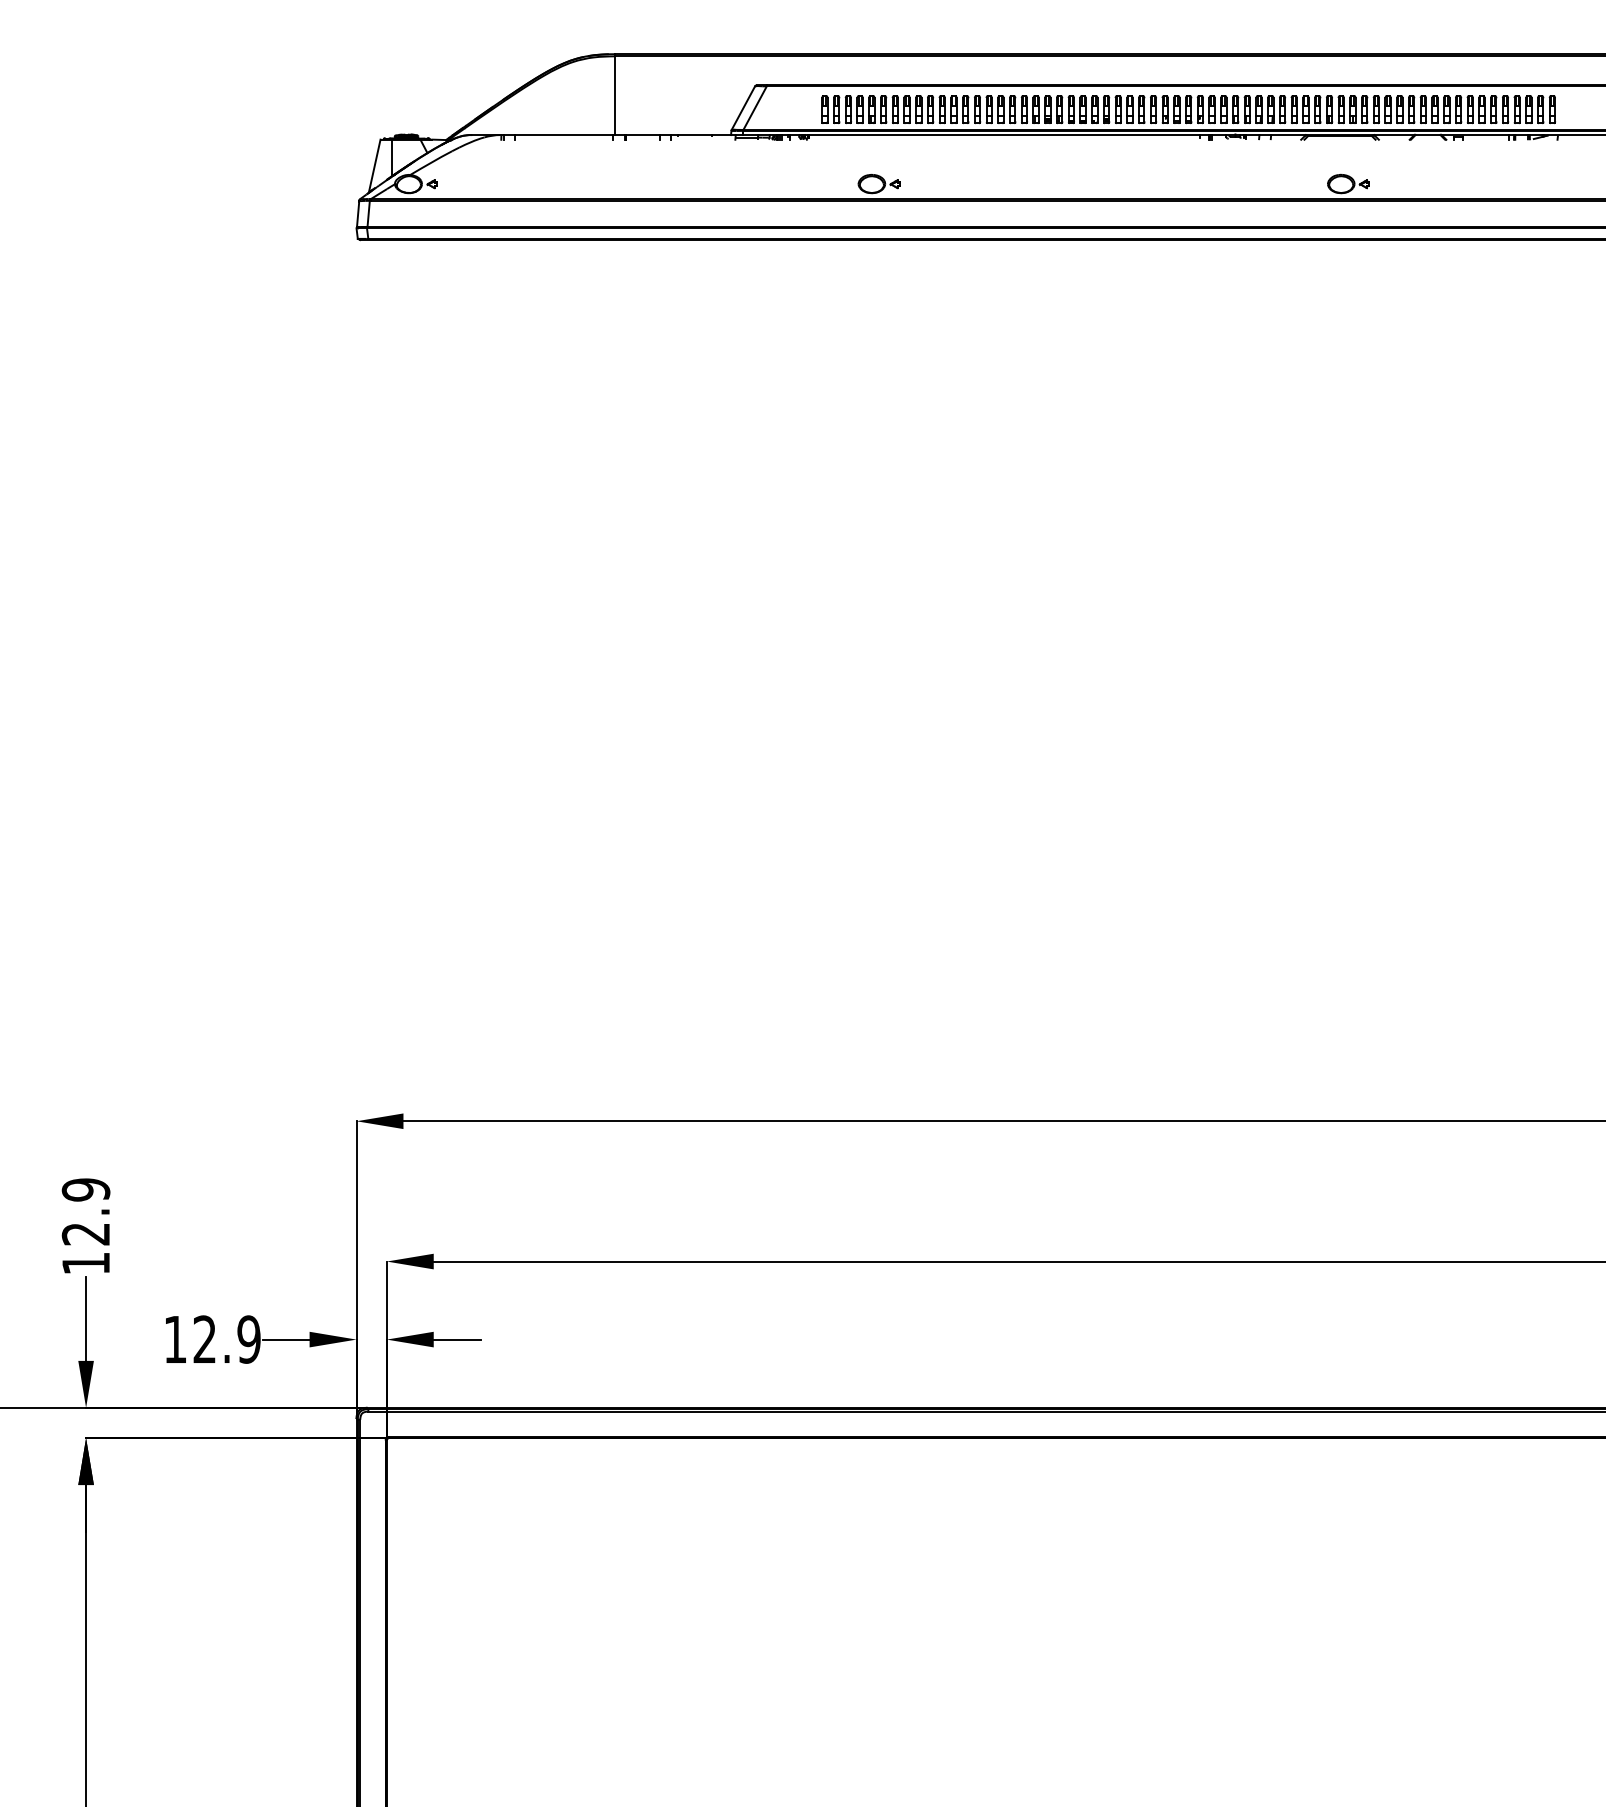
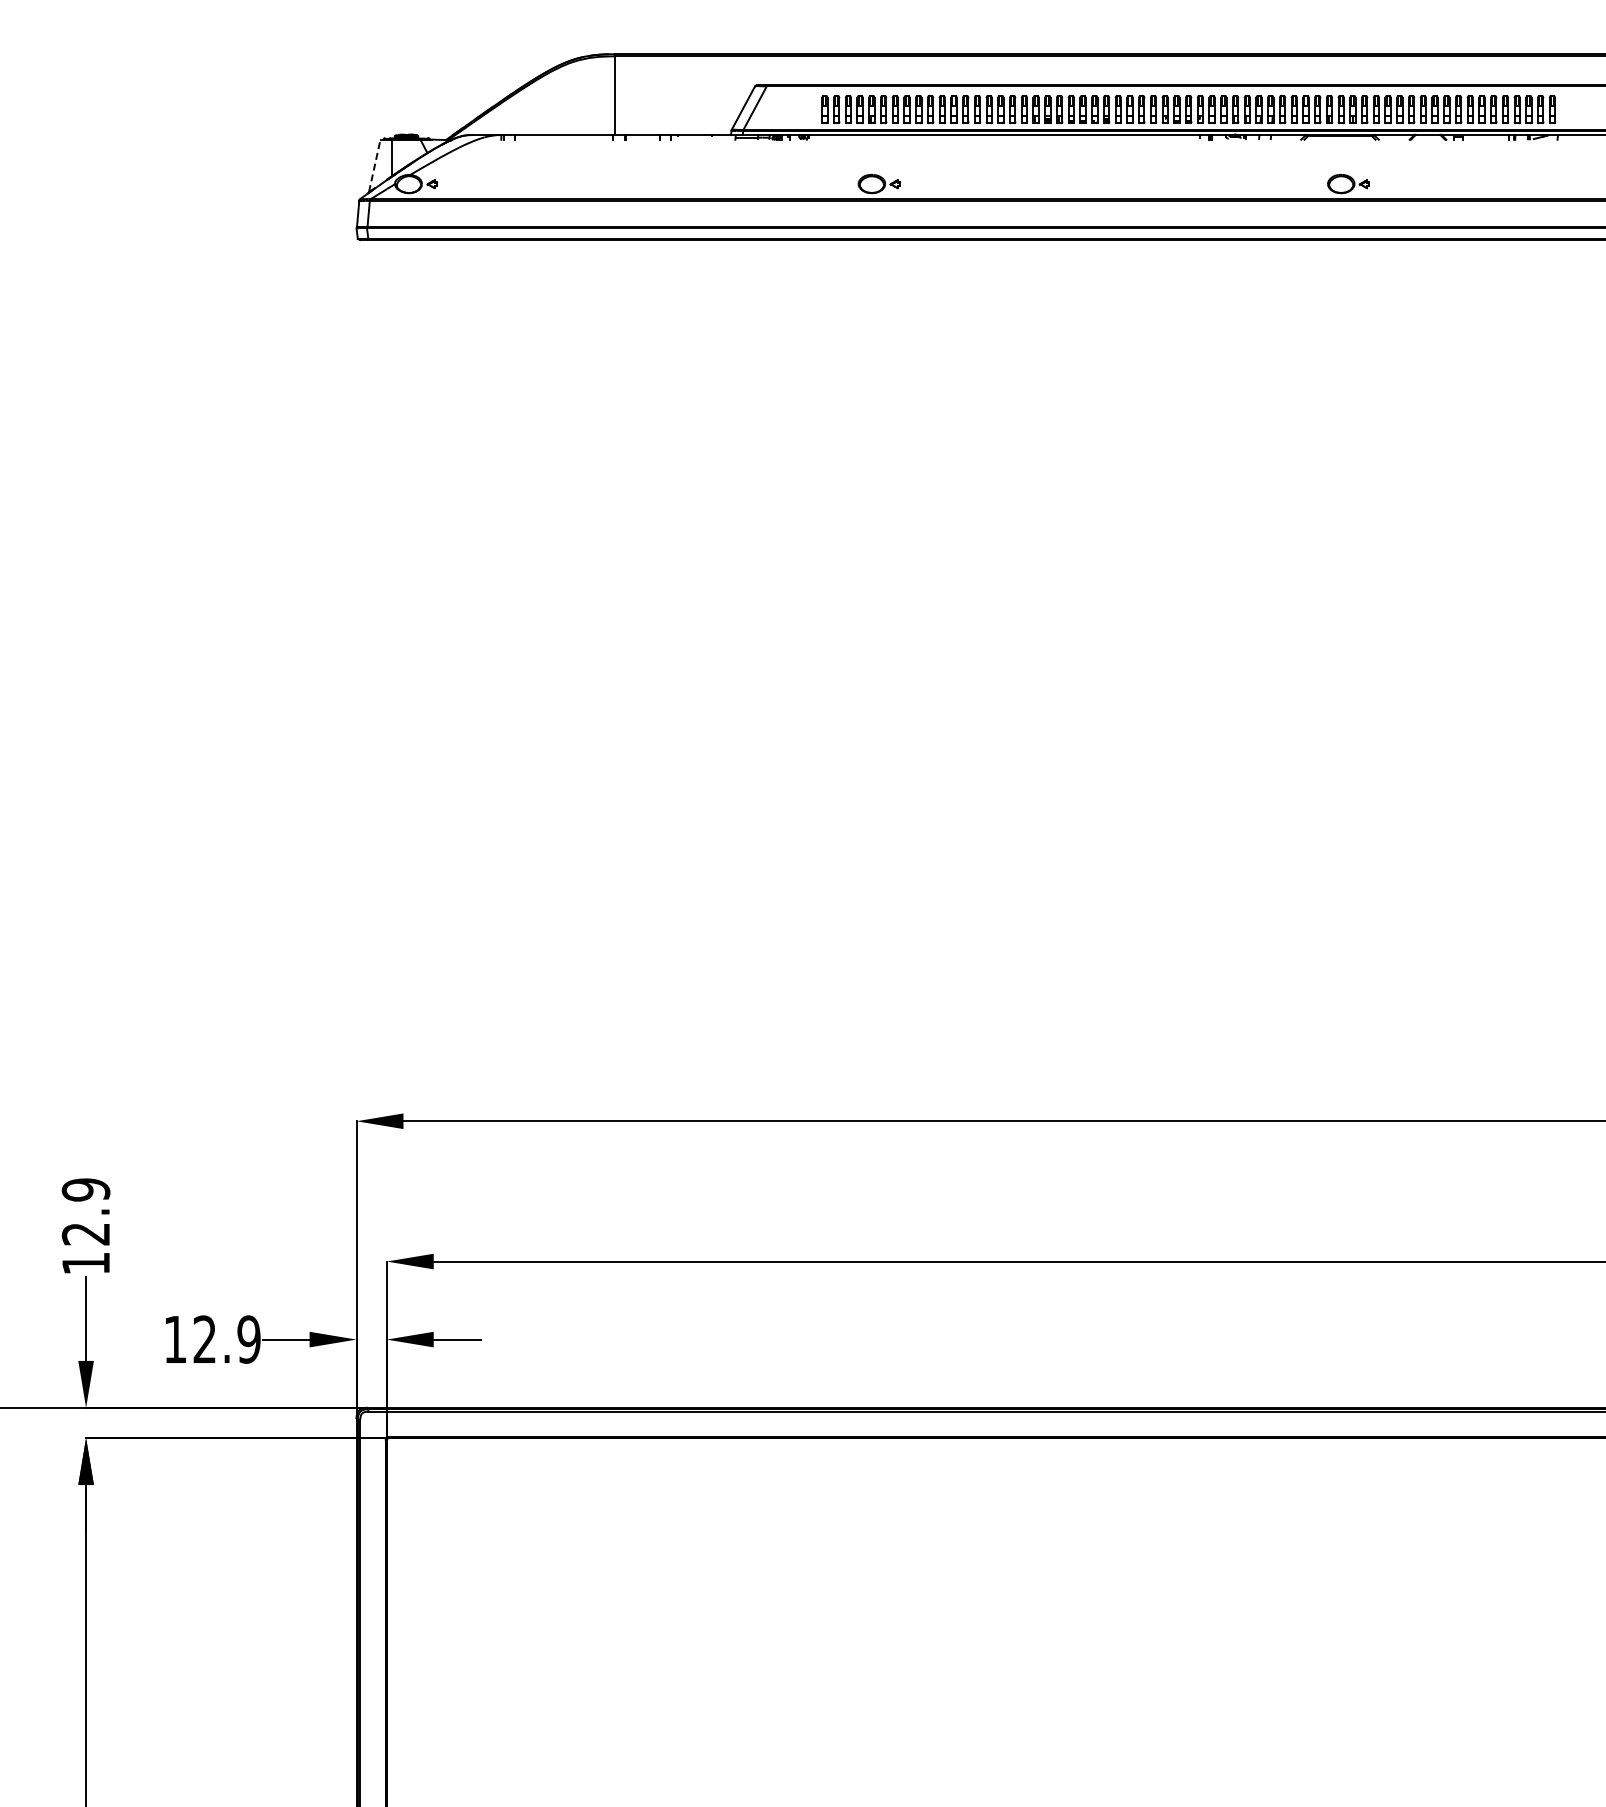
line: solid -> dashed (374, 165)
